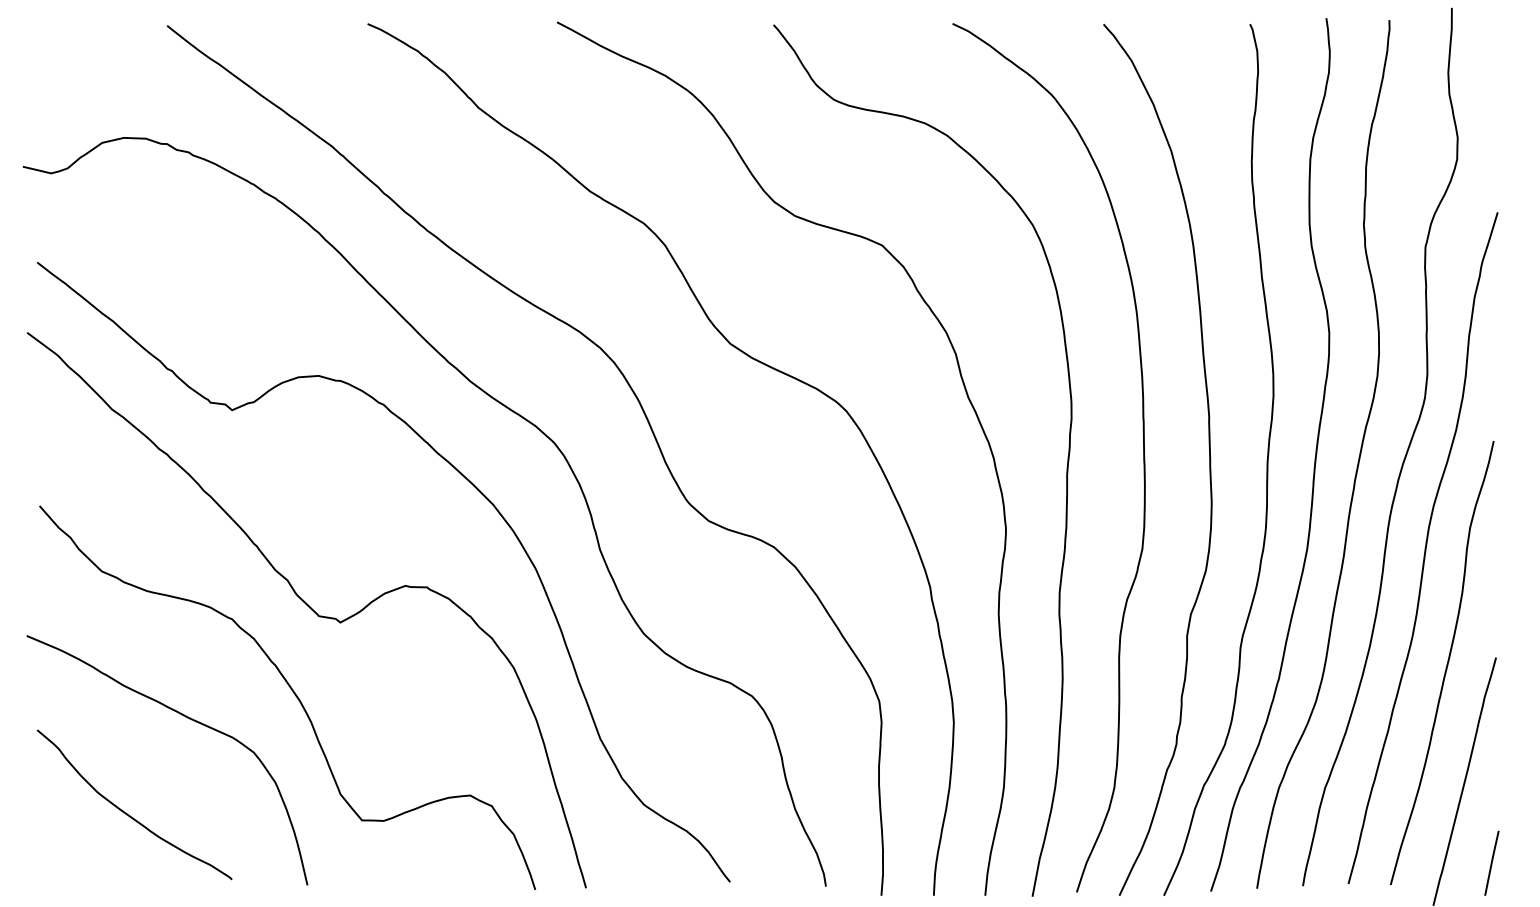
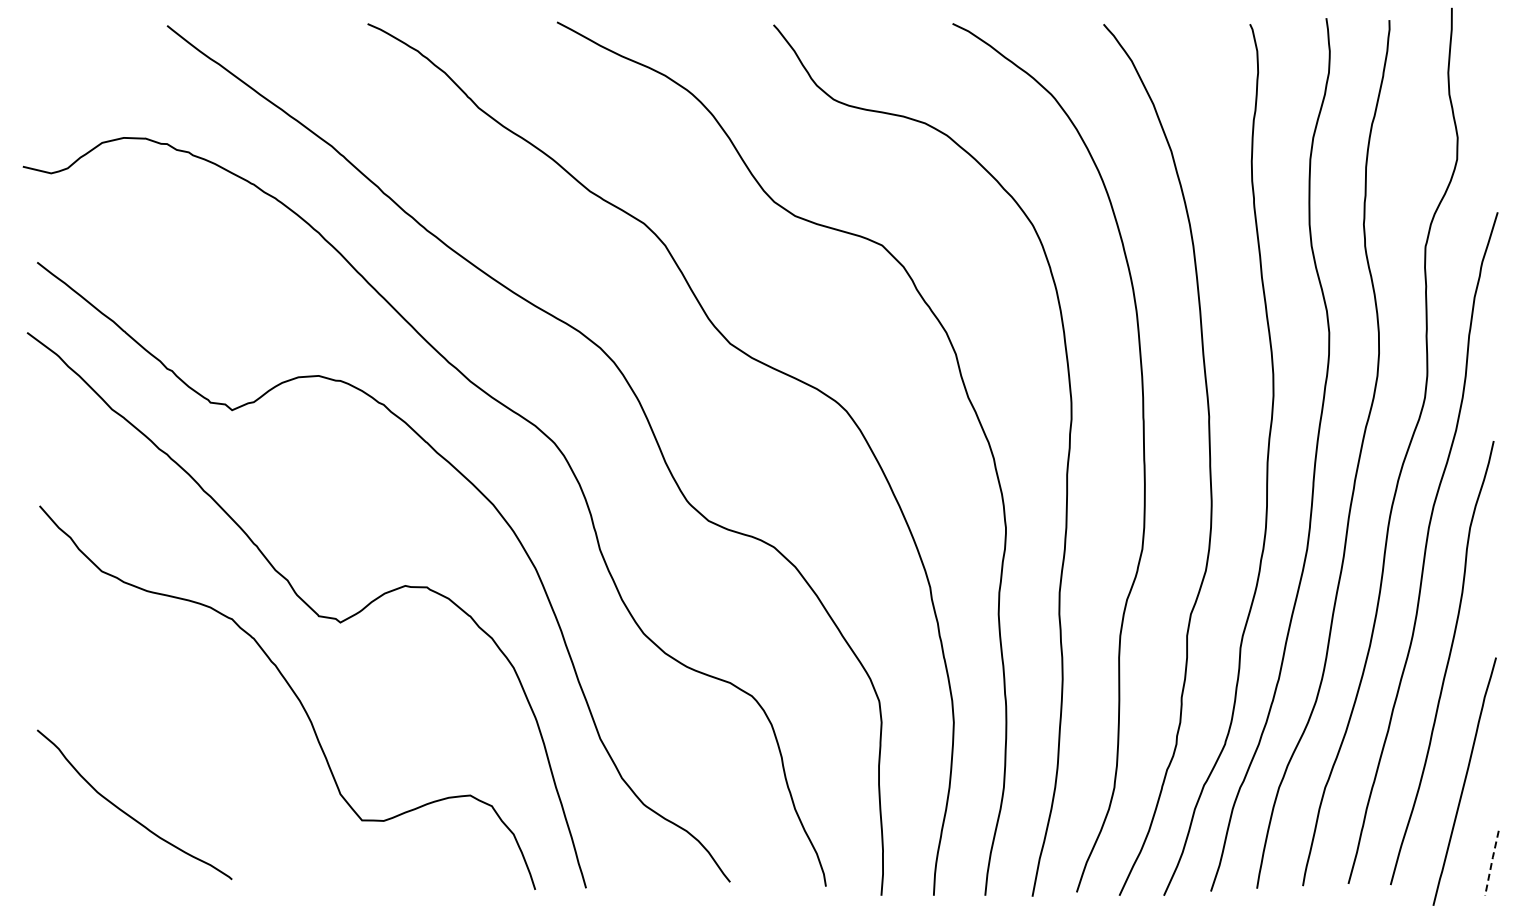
curve: present -> none (187, 718)
line: solid -> dashed (1491, 862)
